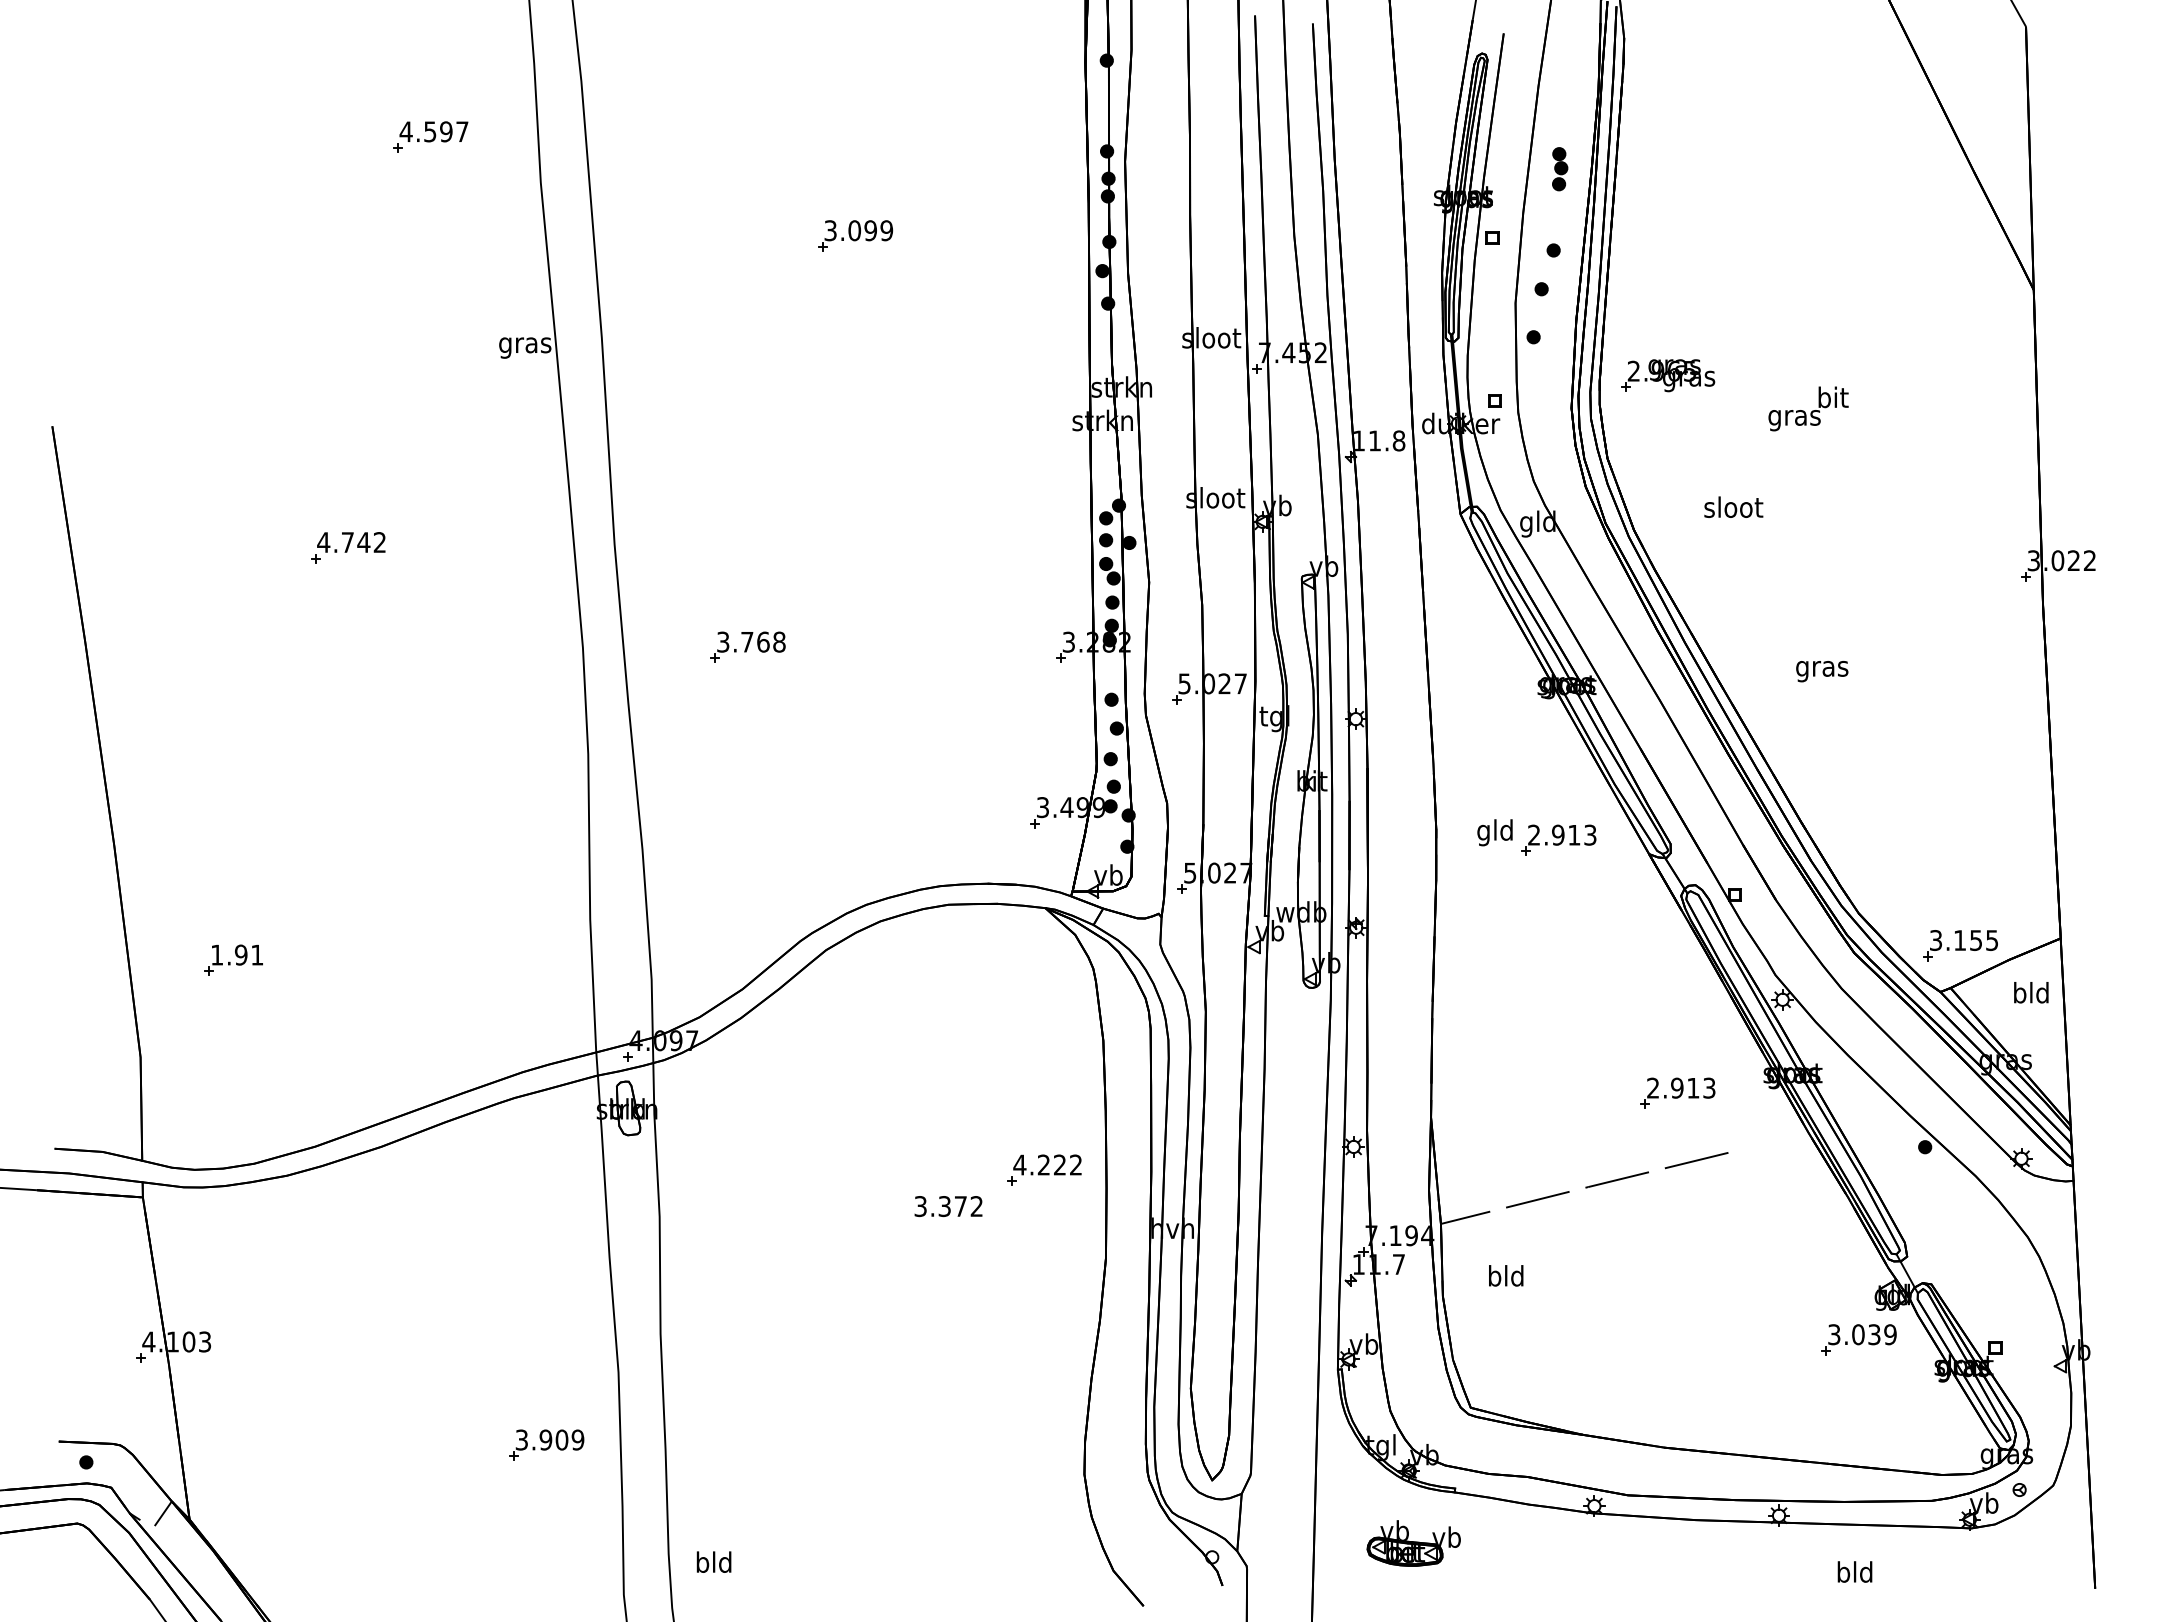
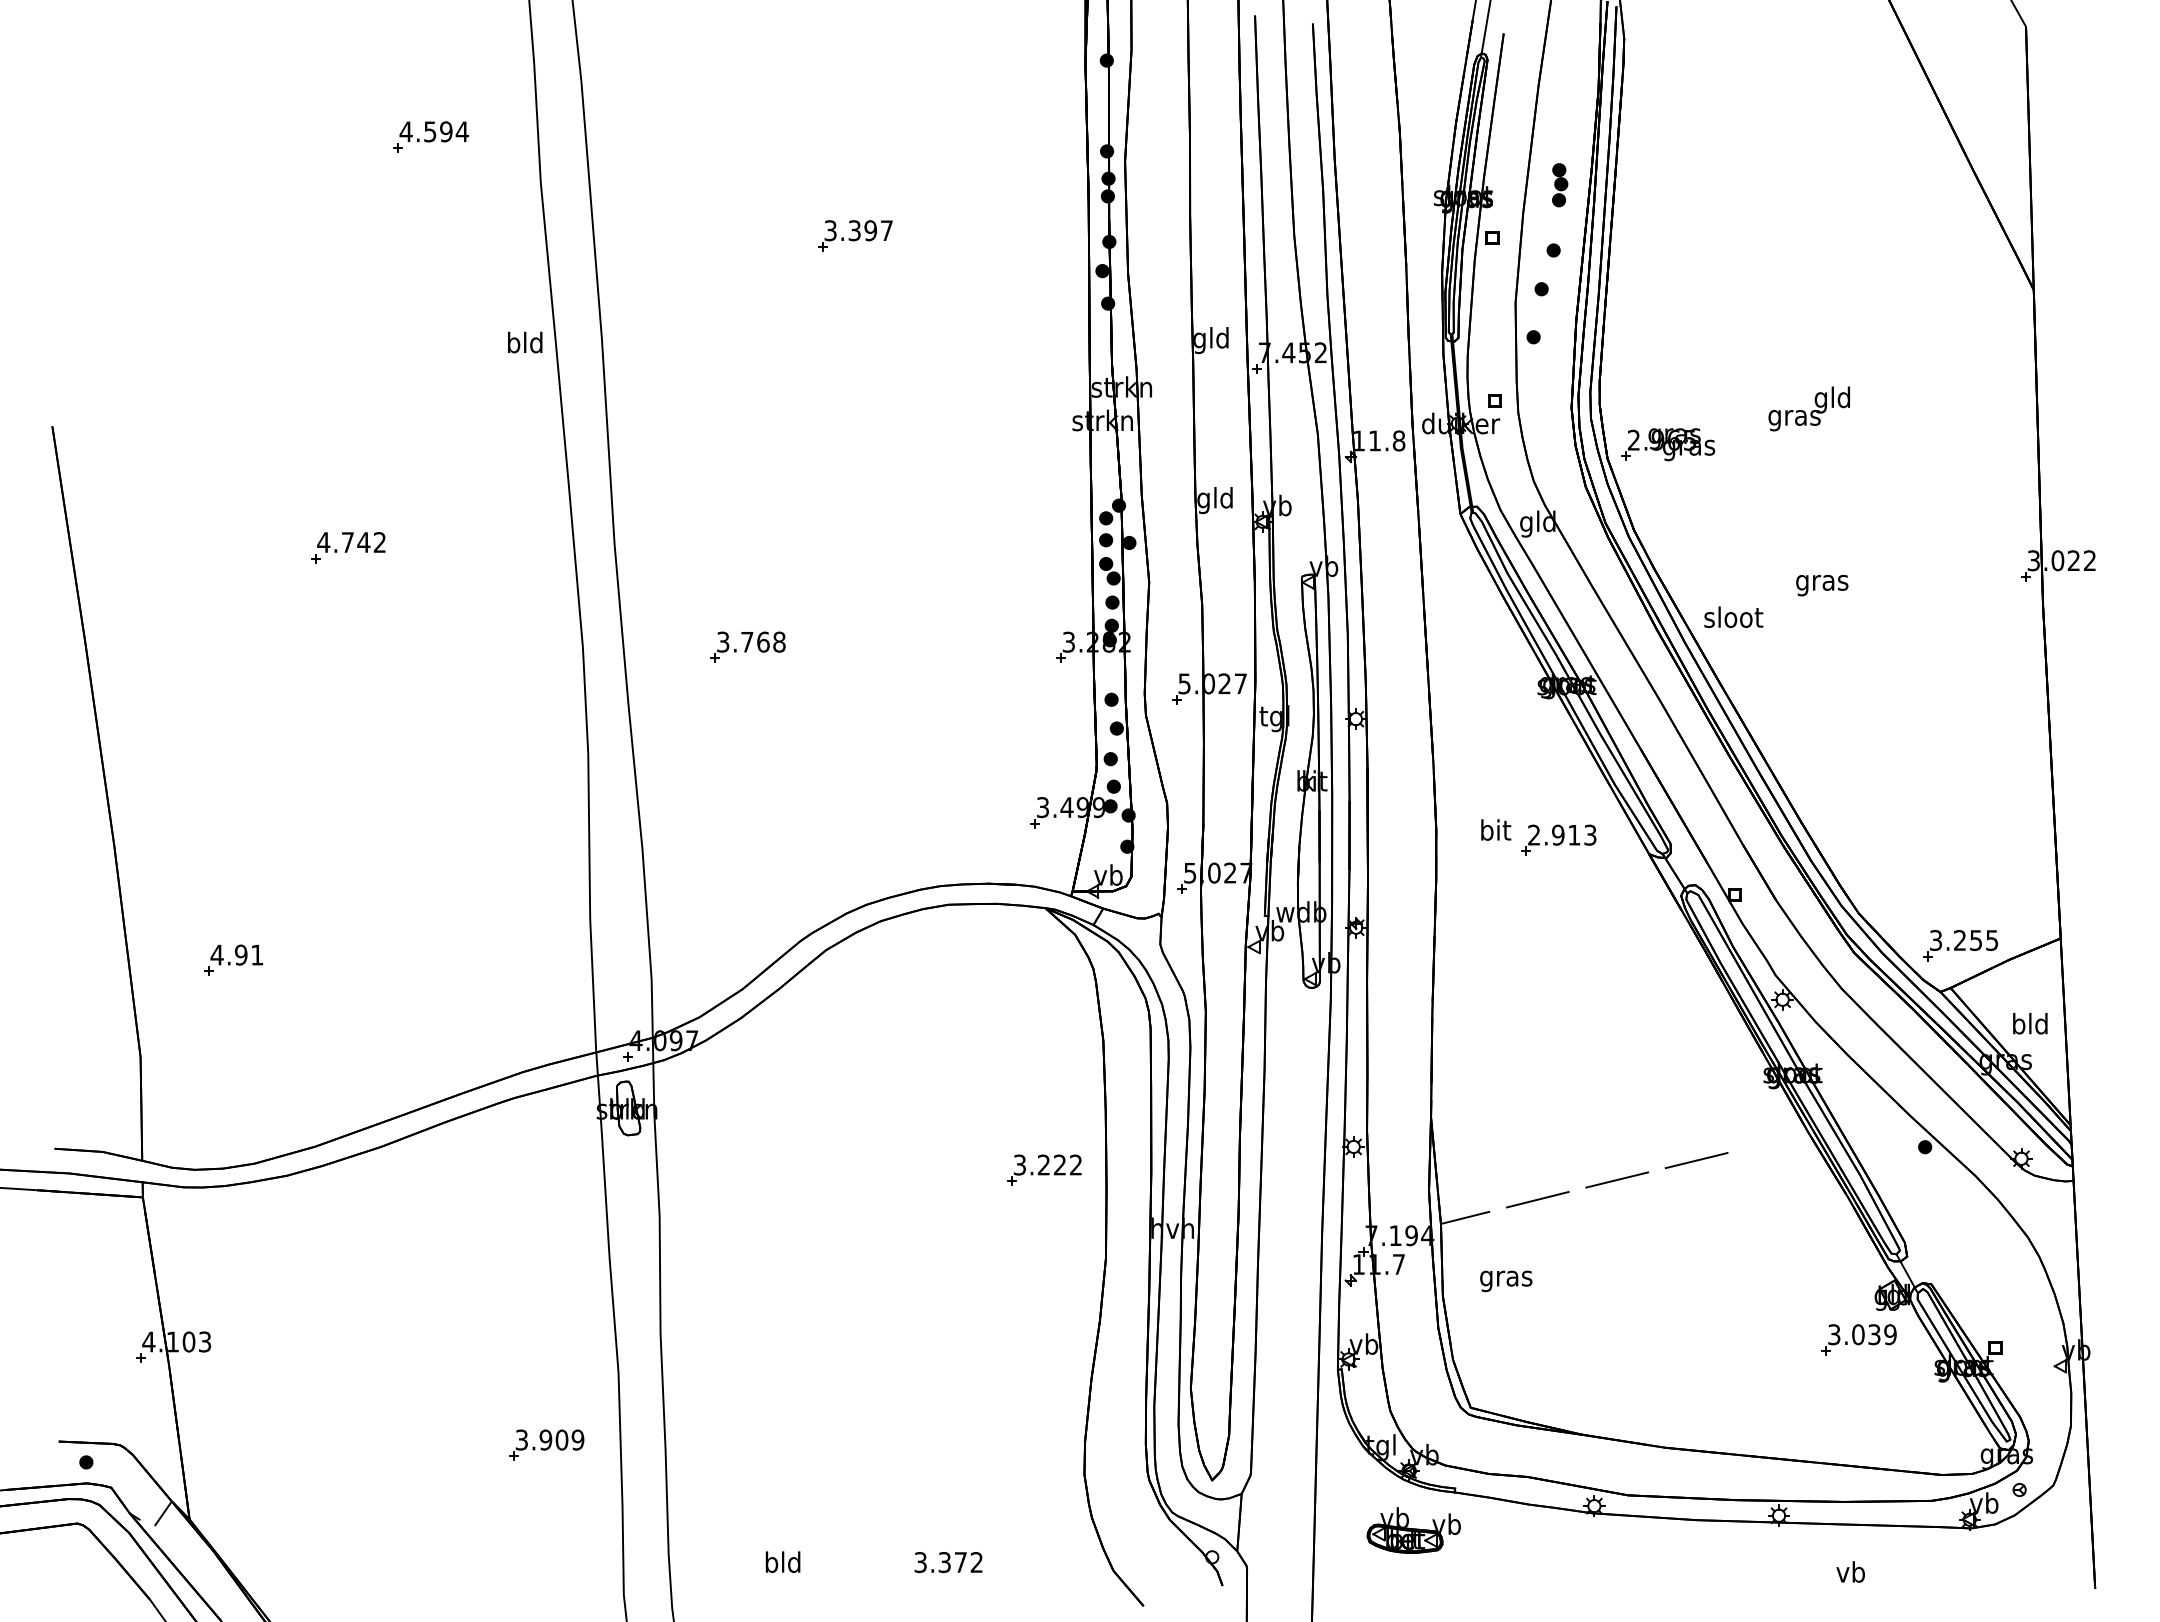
line: none -> present (1485, 29)
text: 4.597 -> 4.594 (461, 131)
part position: (1560, 169) -> (1560, 185) (1560, 185)
text: 3.099 -> 3.397 (870, 230)
text: sloot -> gld (1211, 340)
text: gras -> bld (525, 344)
part position: (1668, 375) -> (1668, 444) (1668, 444)
text: bit -> gld (1831, 399)
text: sloot -> gld (1215, 500)
text position: (1733, 506) -> (1733, 616) (1733, 616)
text position: (1822, 671) -> (1822, 585) (1822, 585)
text: gld -> bit (1494, 832)
text: 3.155 -> 3.255 (1959, 940)
text: 1.91 -> 4.91 (216, 954)
text position: (2031, 992) -> (2030, 1023) (2030, 1023)
part: present -> none (1677, 1092)
text: 4.222 -> 3.222 (1019, 1164)
text position: (948, 1206) -> (948, 1562) (948, 1562)
text: bld -> gras (1506, 1278)
part position: (1413, 1543) -> (1413, 1530) (1413, 1530)
text position: (713, 1561) -> (782, 1561) (782, 1561)
text: bld -> vb (1854, 1571)
